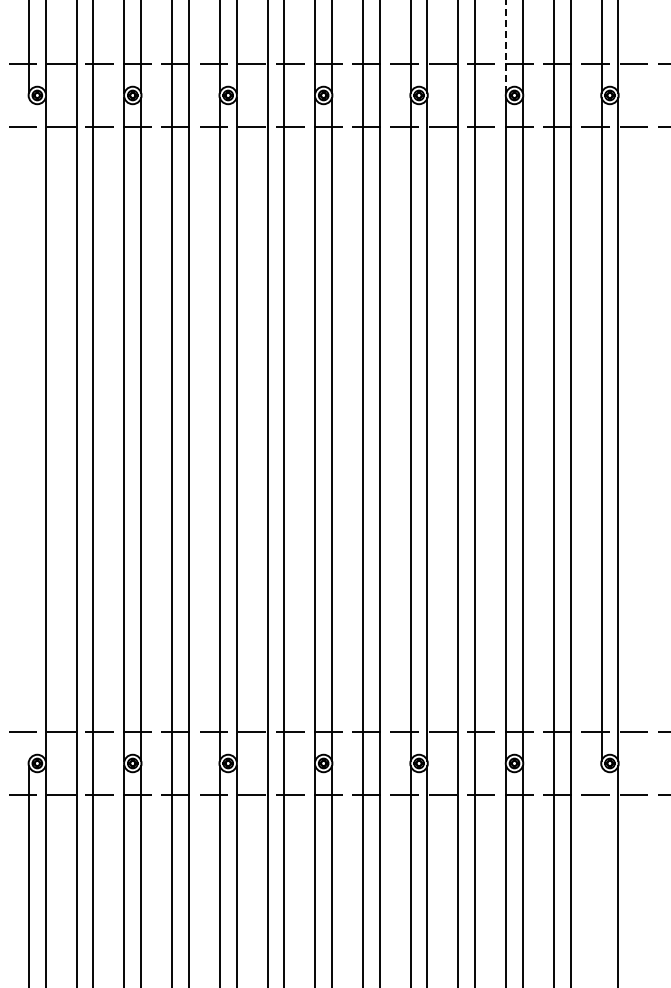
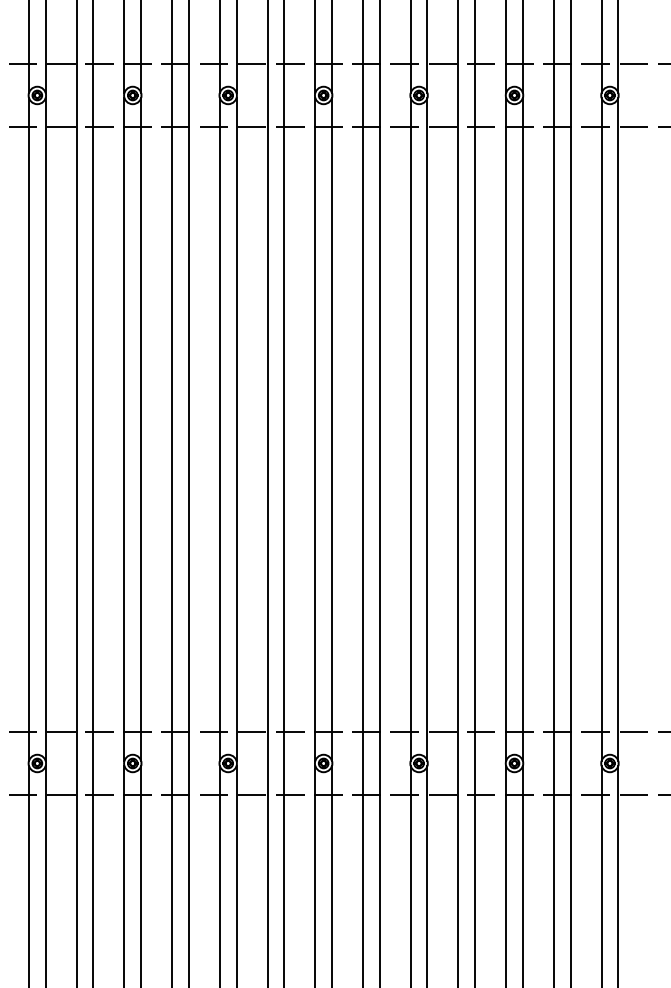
line: dashed -> solid (506, 46)
line: none -> present (29, 429)
line: none -> present (601, 874)
